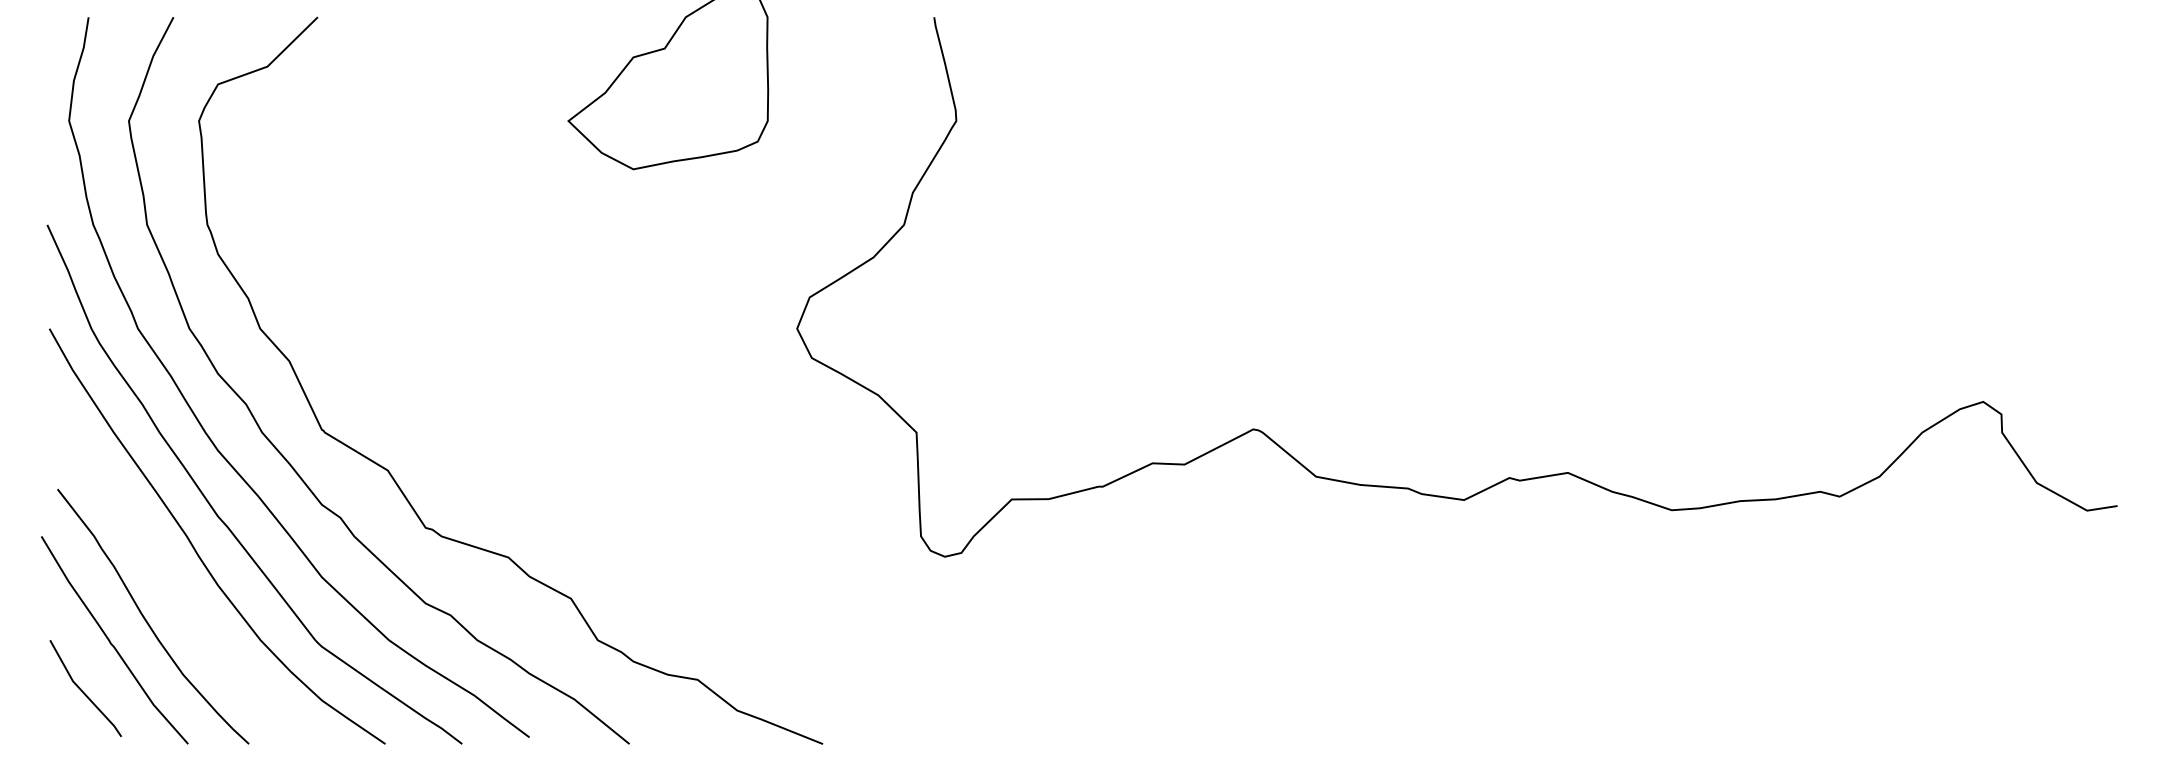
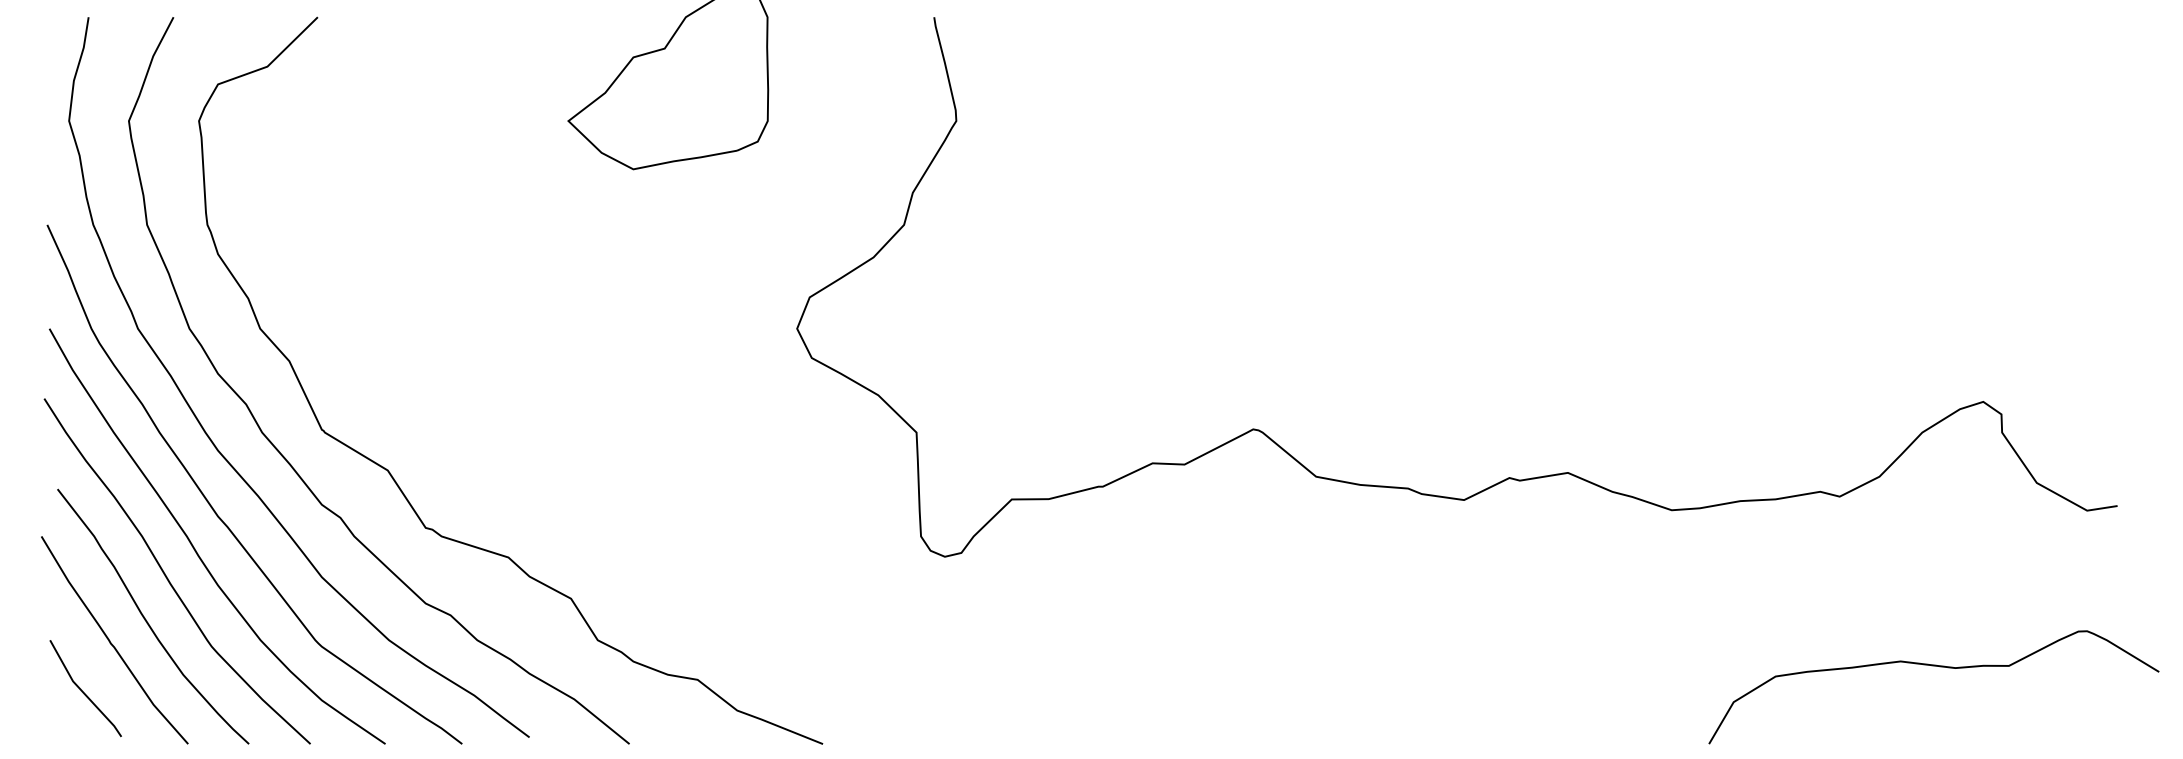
curve: none -> present (167, 576)
curve: none -> present (1939, 667)
